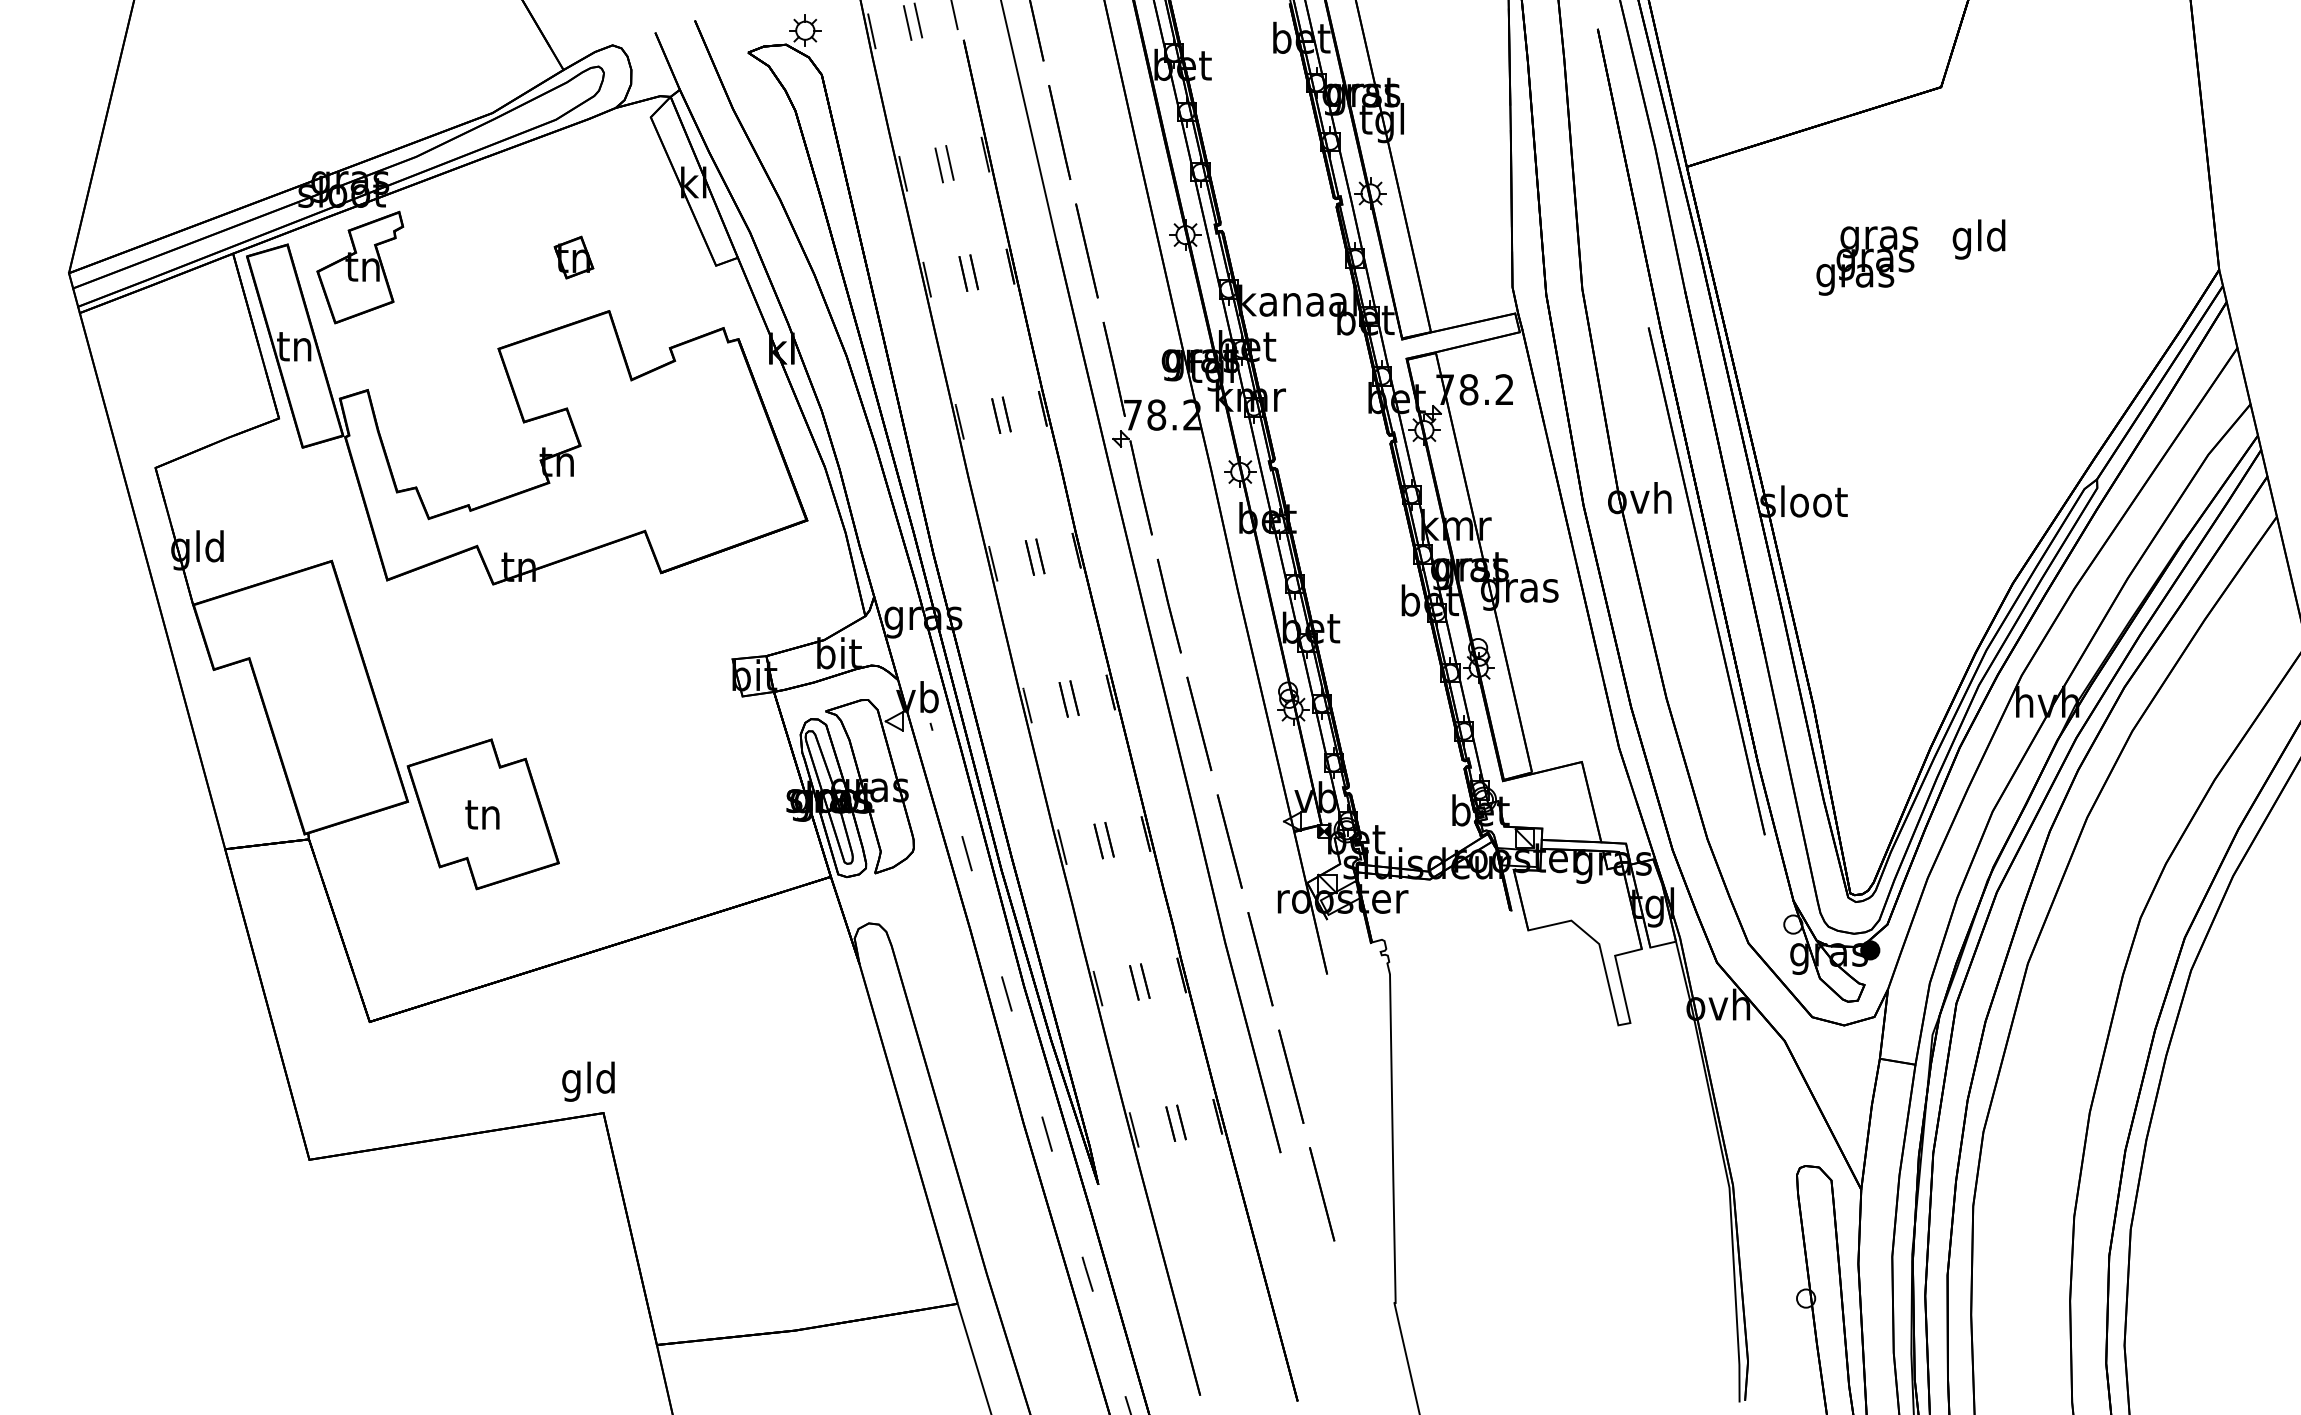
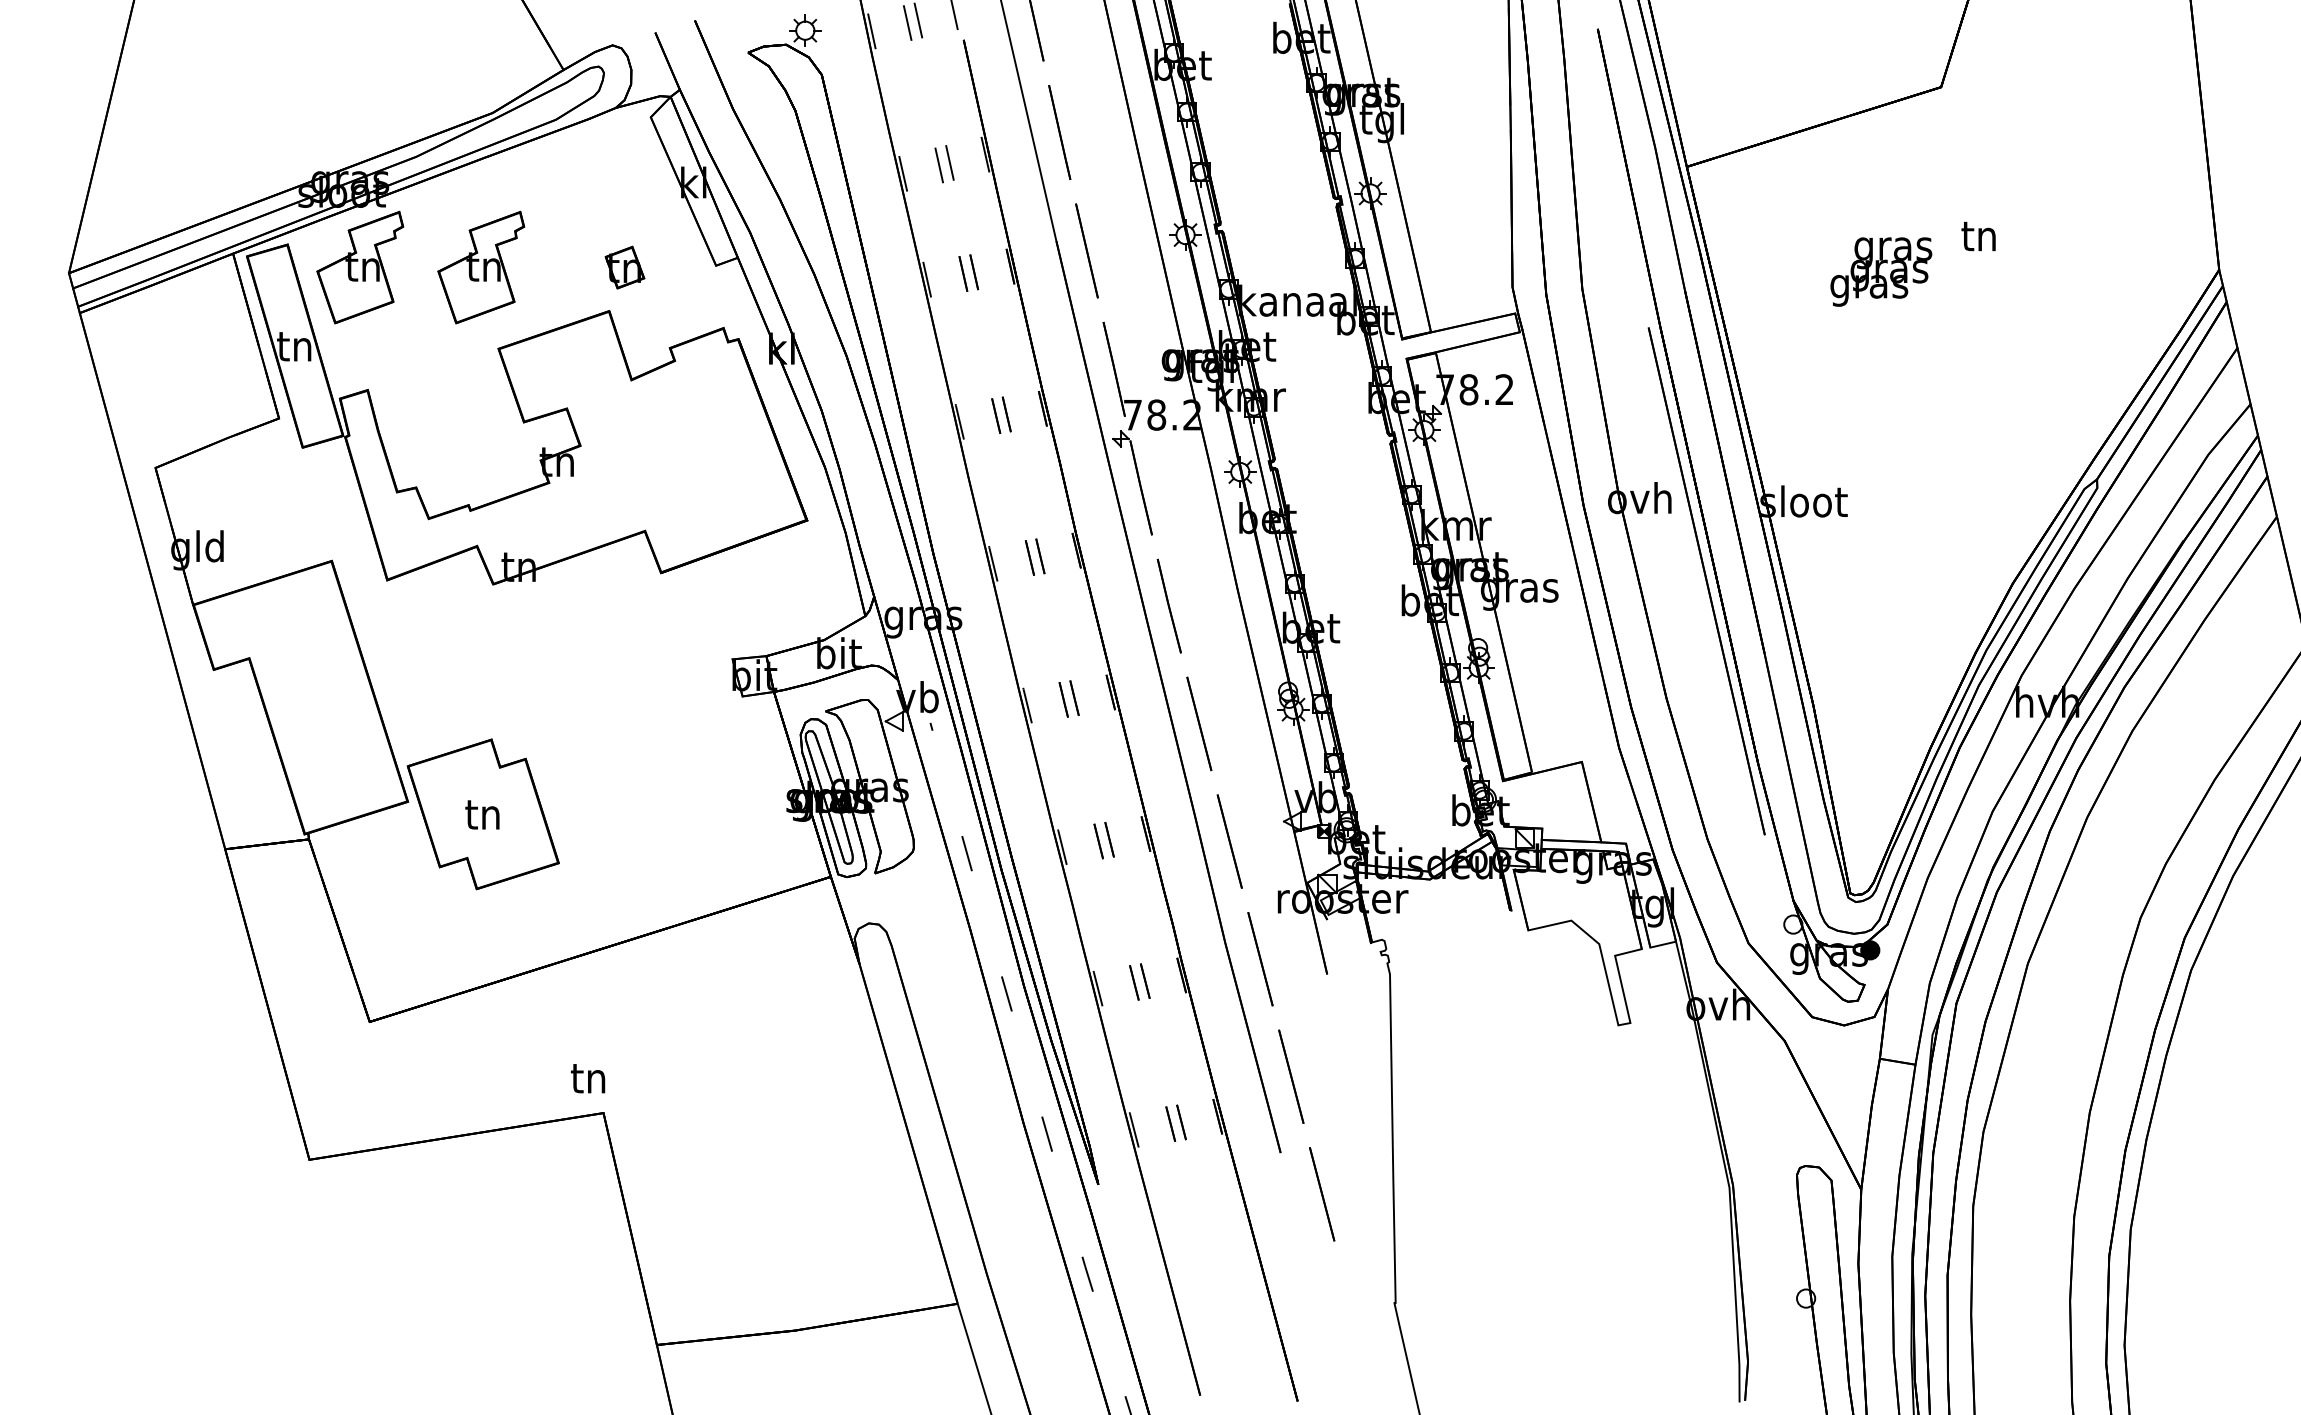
text: gld -> tn (1978, 239)
part position: (573, 257) -> (624, 267) (624, 267)
text position: (1867, 260) -> (1881, 271) (1881, 271)
part: none -> present (481, 267)
text: gld -> tn (588, 1081)
